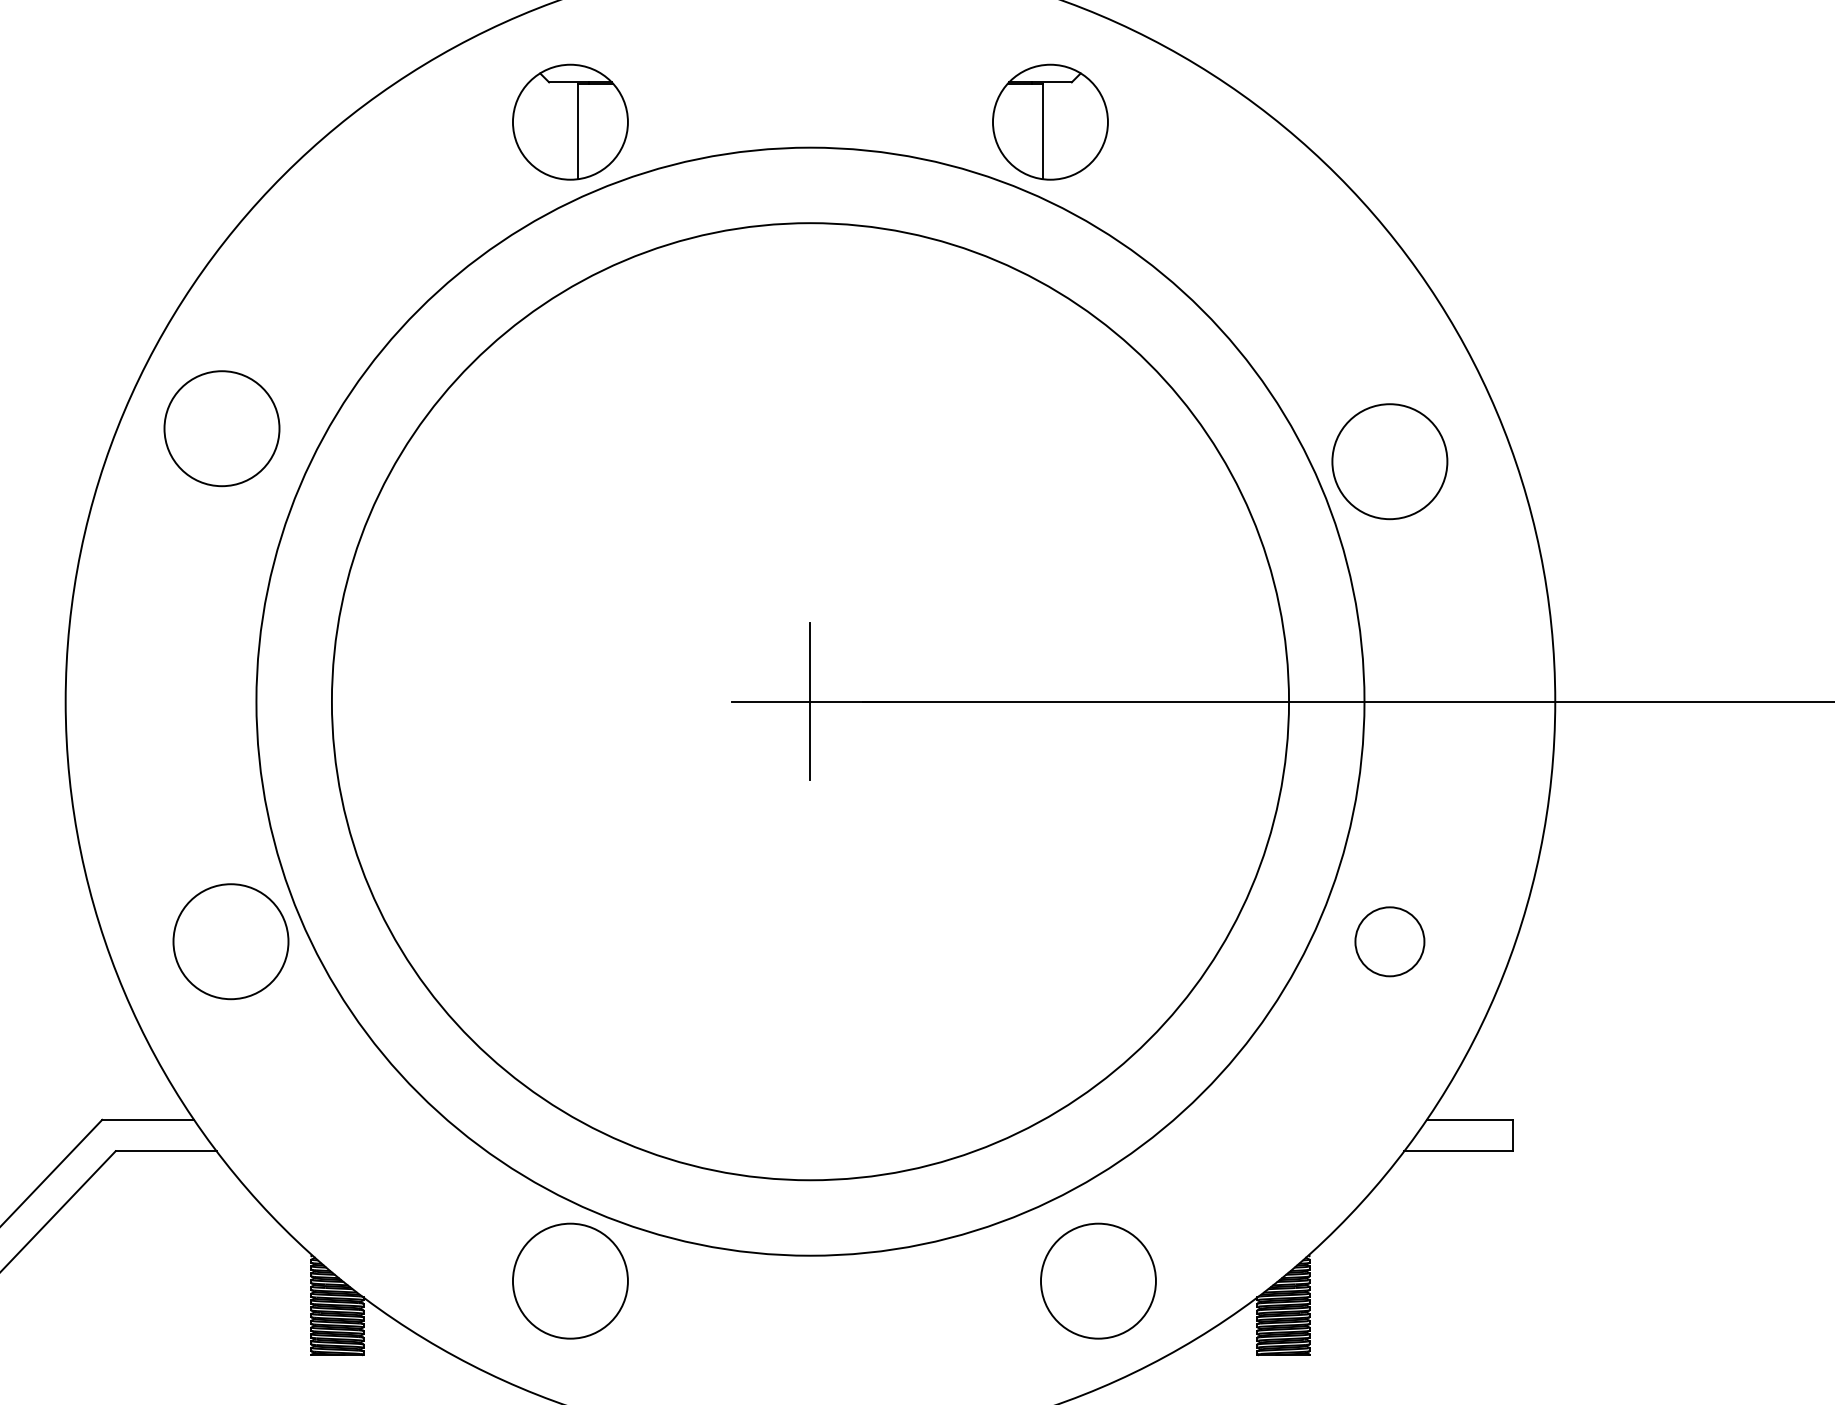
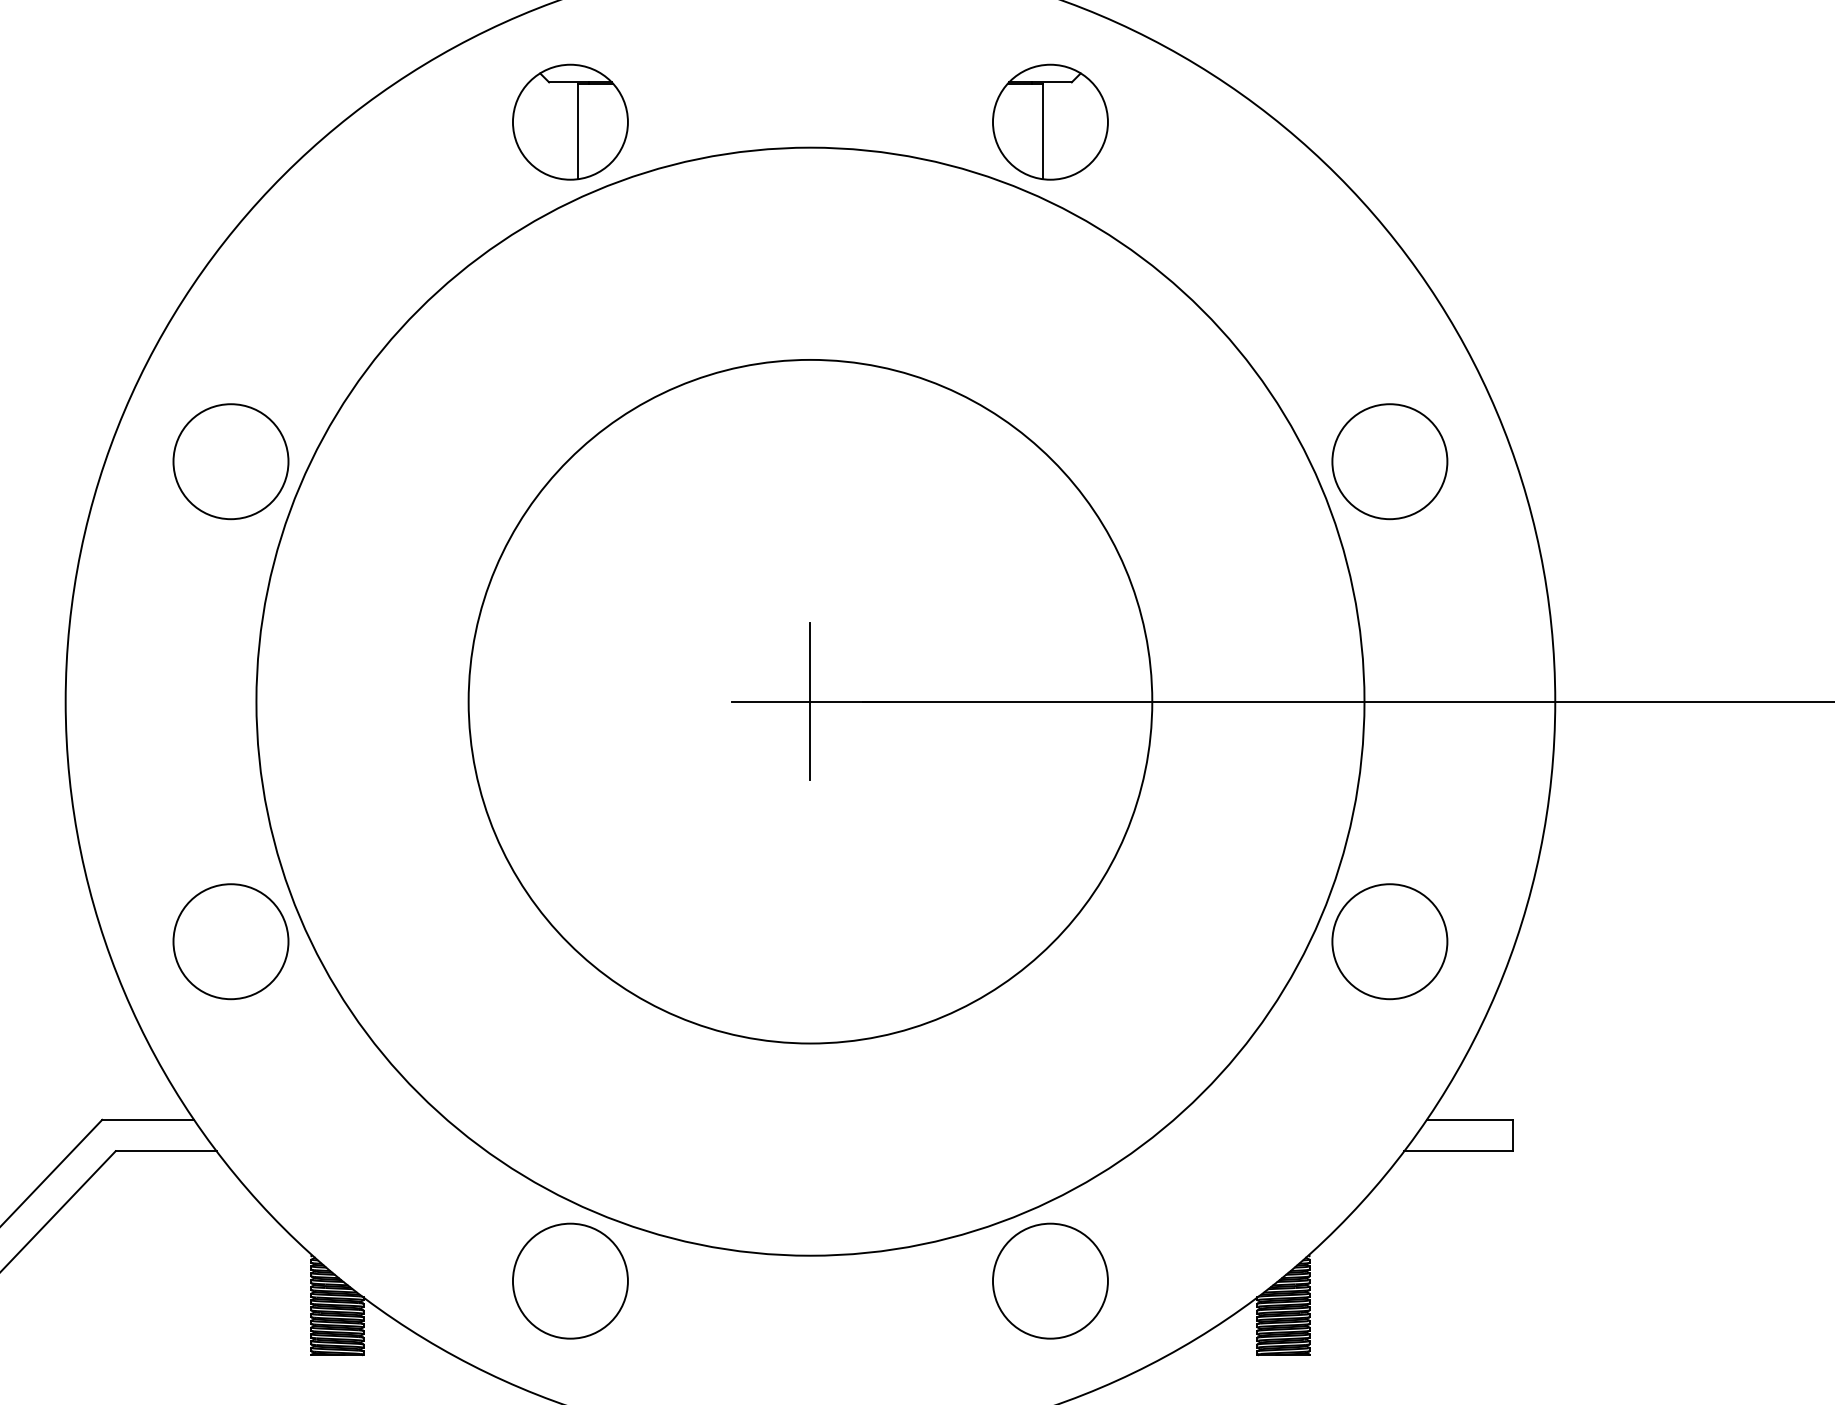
circle position: (221, 428) -> (230, 461) (230, 461)
circle diameter: 957 px -> 684 px (810, 701)
circle size: 72x72 px -> 118x118 px (1389, 941)
circle position: (1098, 1280) -> (1050, 1280) (1050, 1280)
